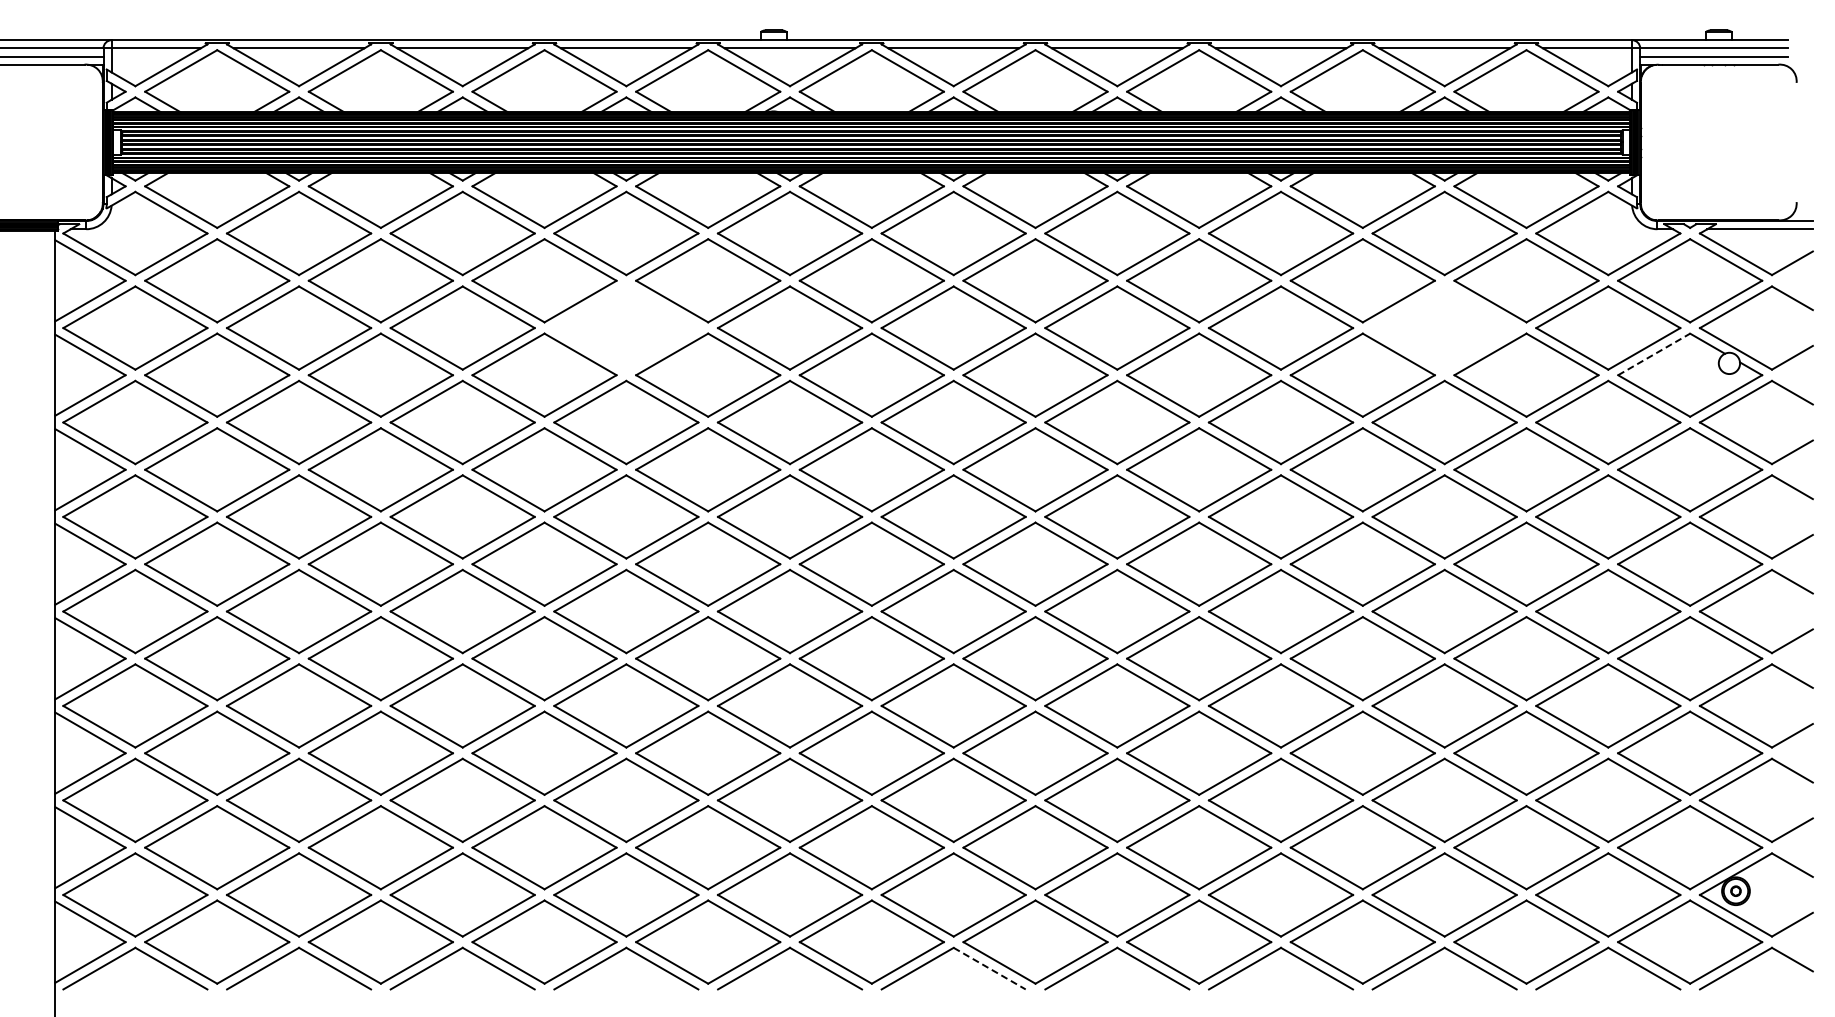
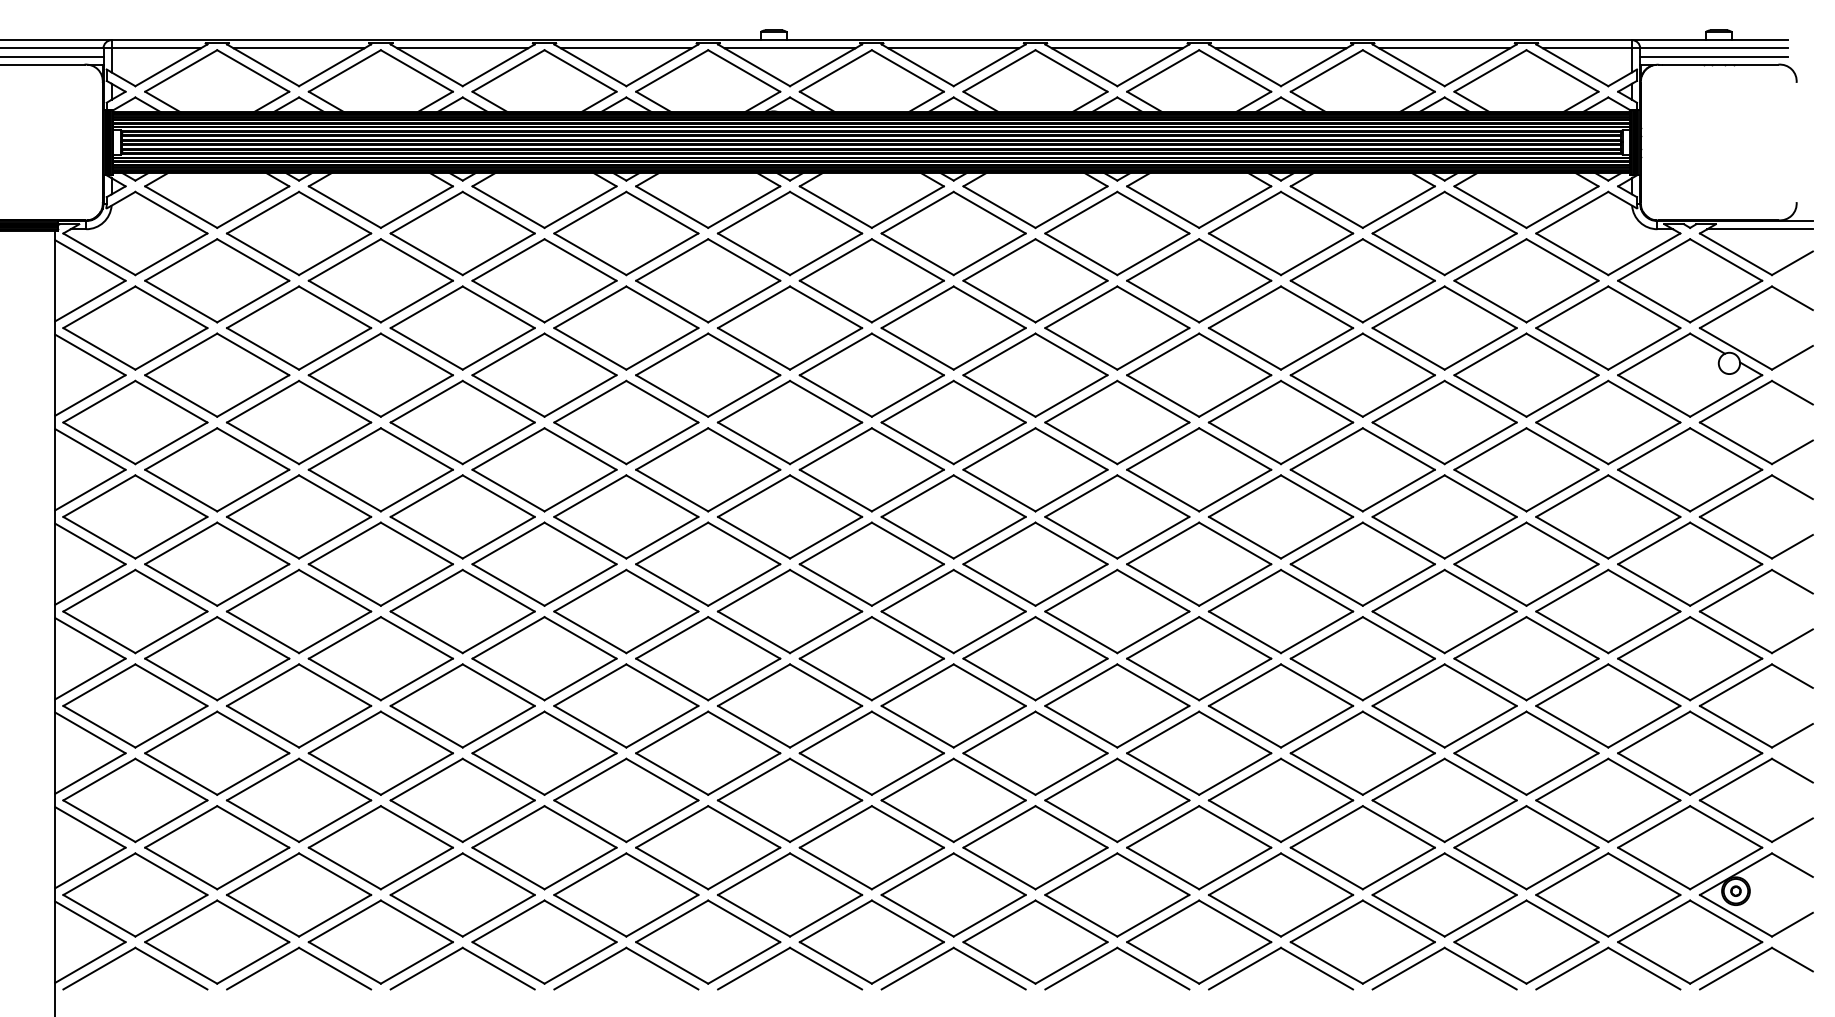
part: none -> present (626, 327)
part: none -> present (1444, 327)
line: dashed -> solid (1654, 354)
line: dashed -> solid (989, 968)
